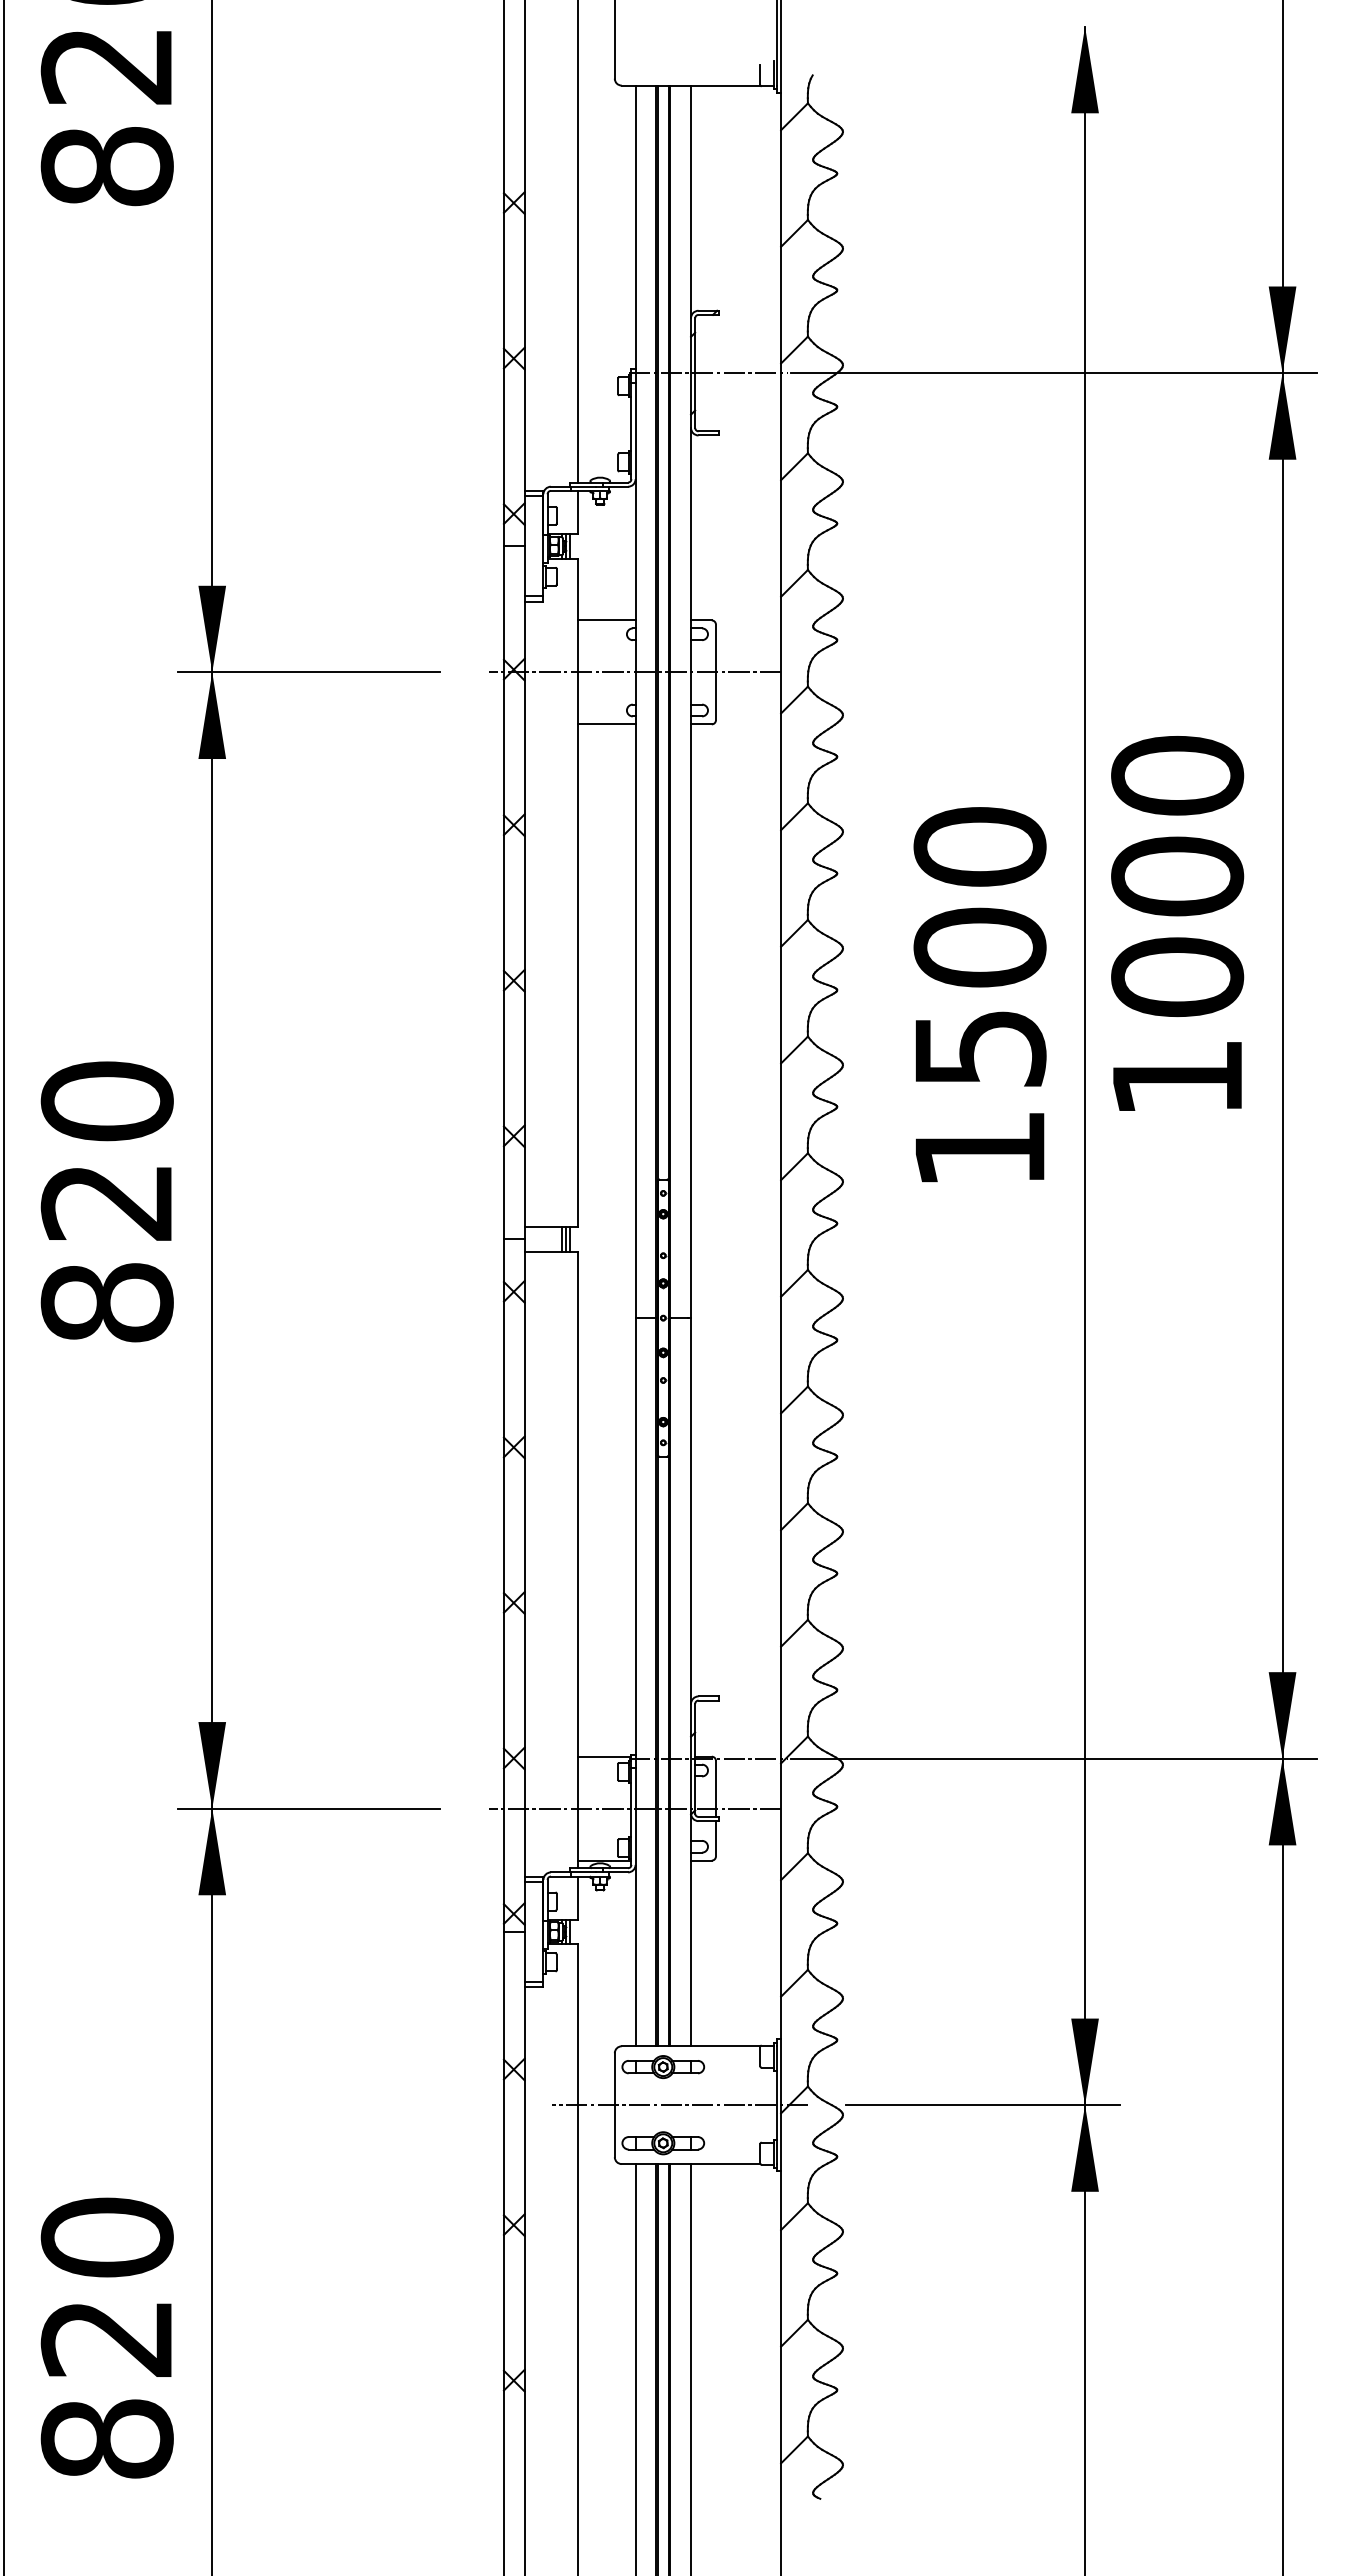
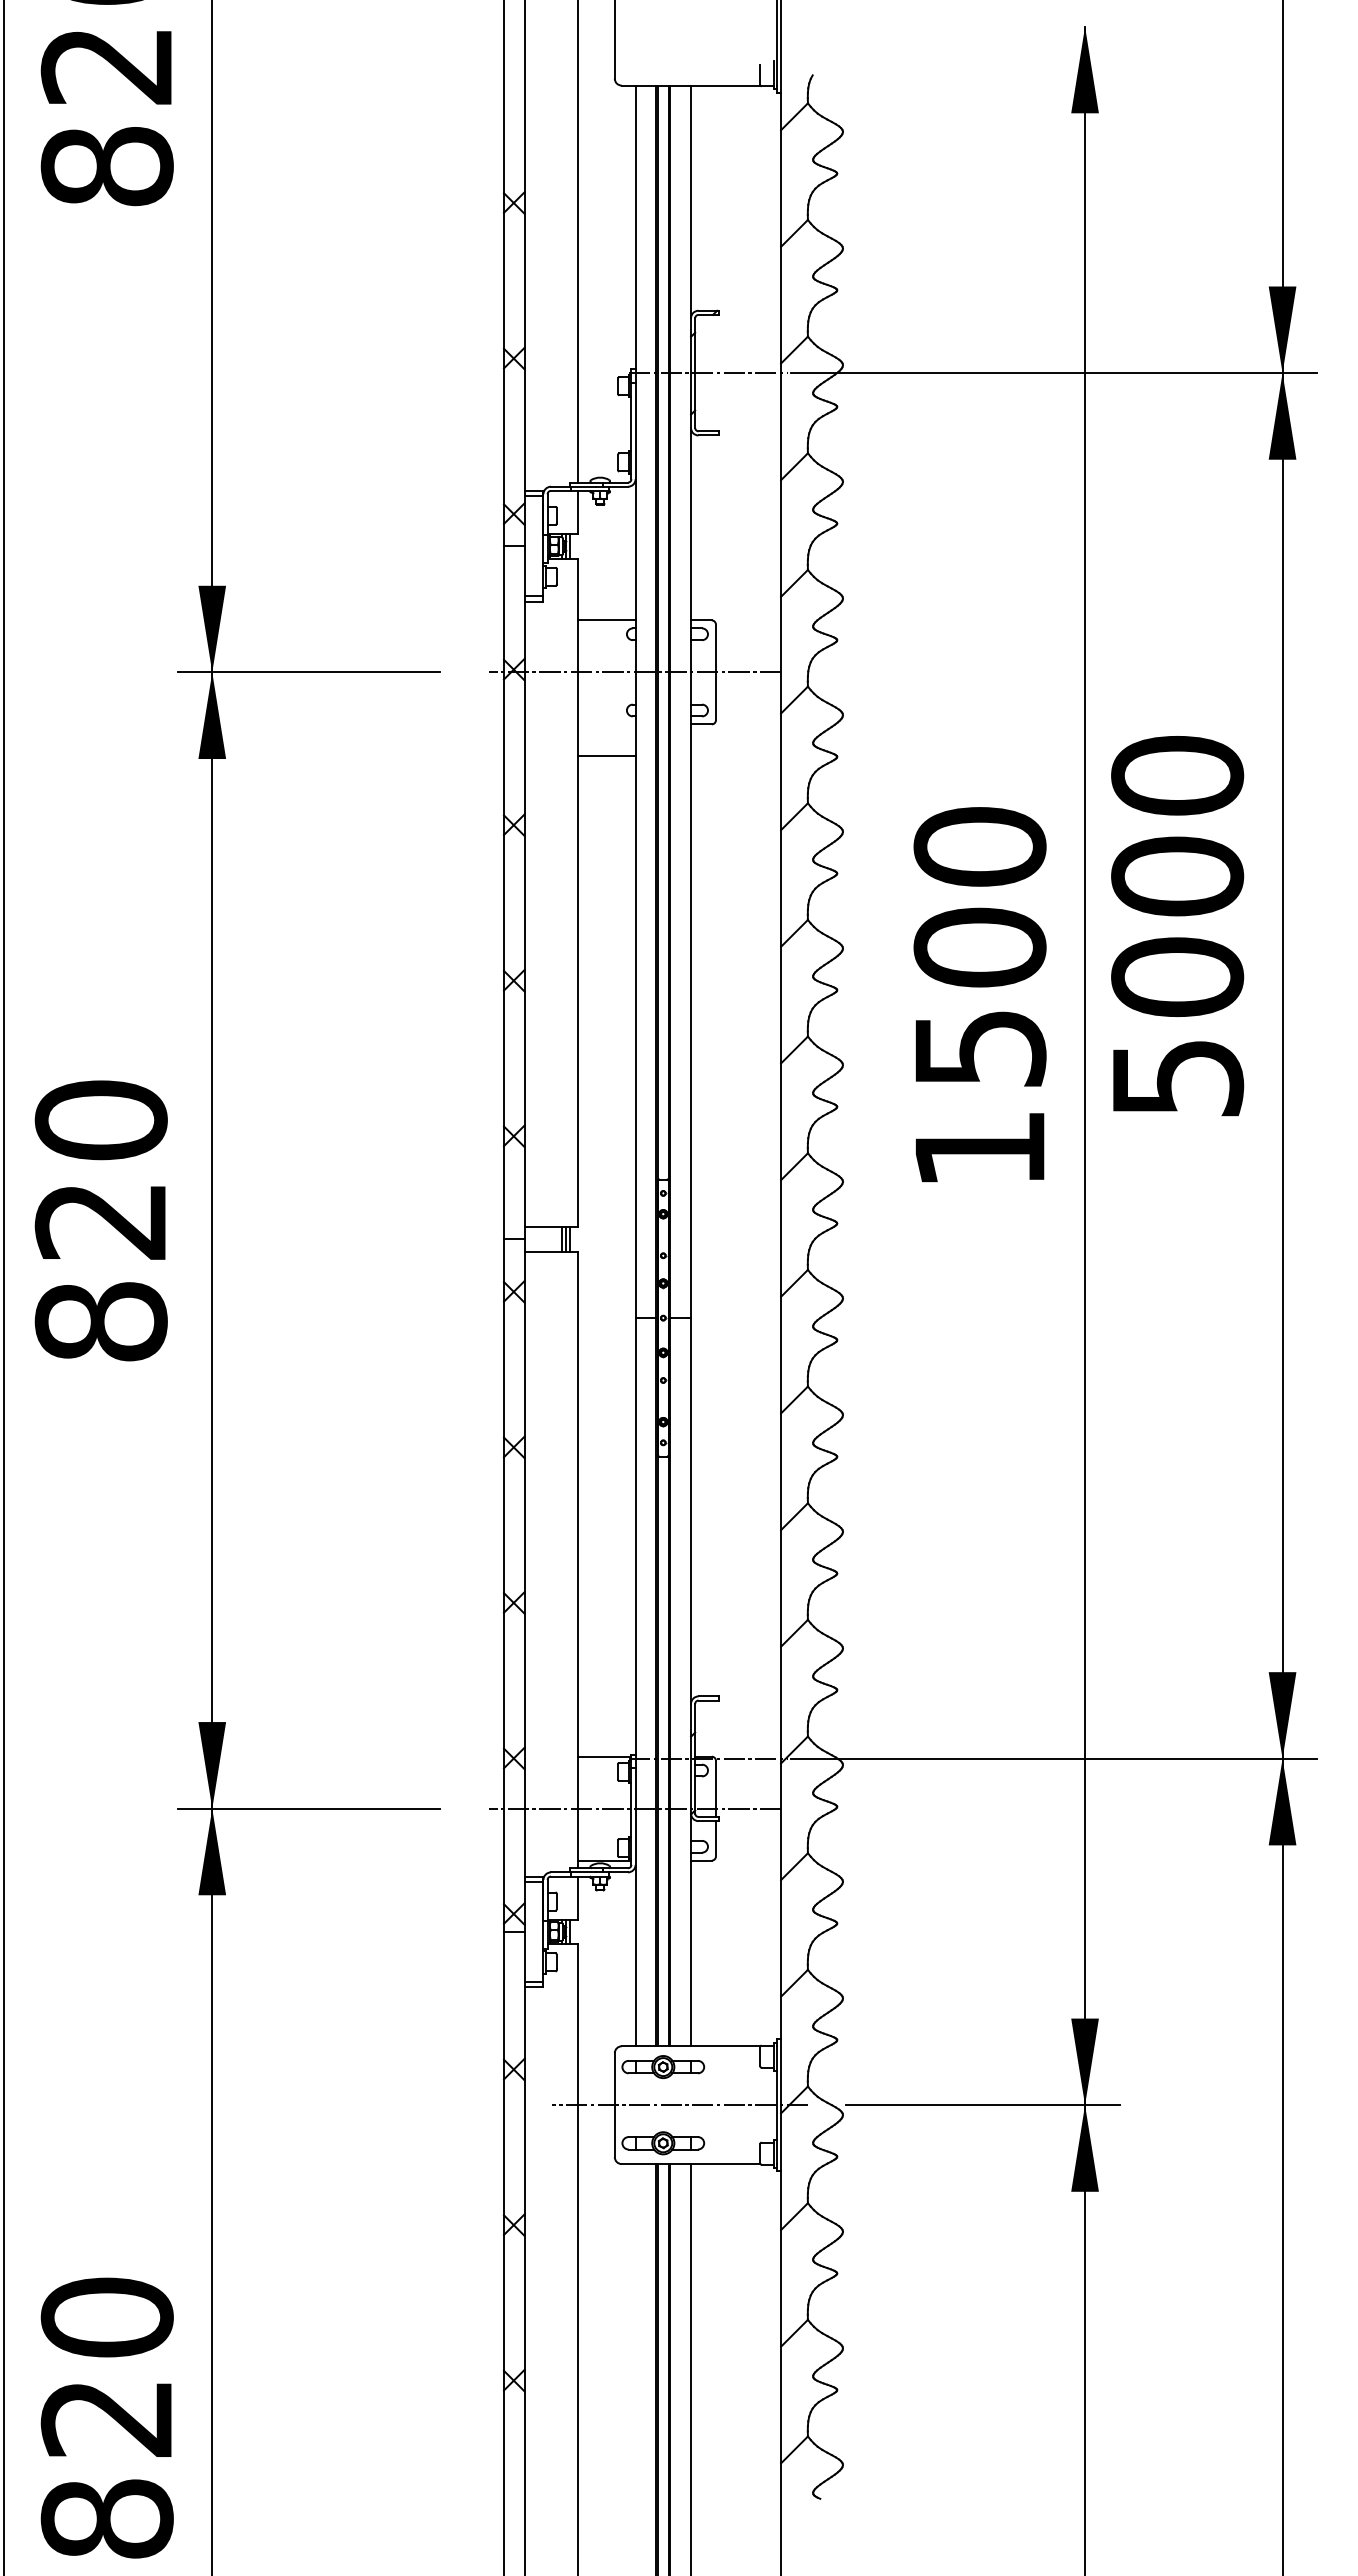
line position: (606, 724) -> (606, 756) (606, 756)
text: 1000 -> 5000 (1178, 1078)
text position: (106, 1201) -> (100, 1220) (100, 1220)
text position: (106, 2337) -> (106, 2417) (106, 2417)
line: present -> none (635, 2368)
